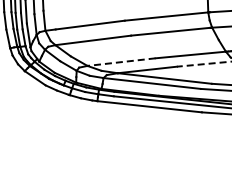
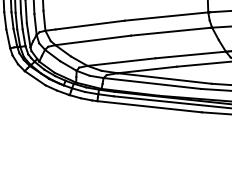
line: dashed -> solid (121, 62)
line: dashed -> solid (203, 64)
